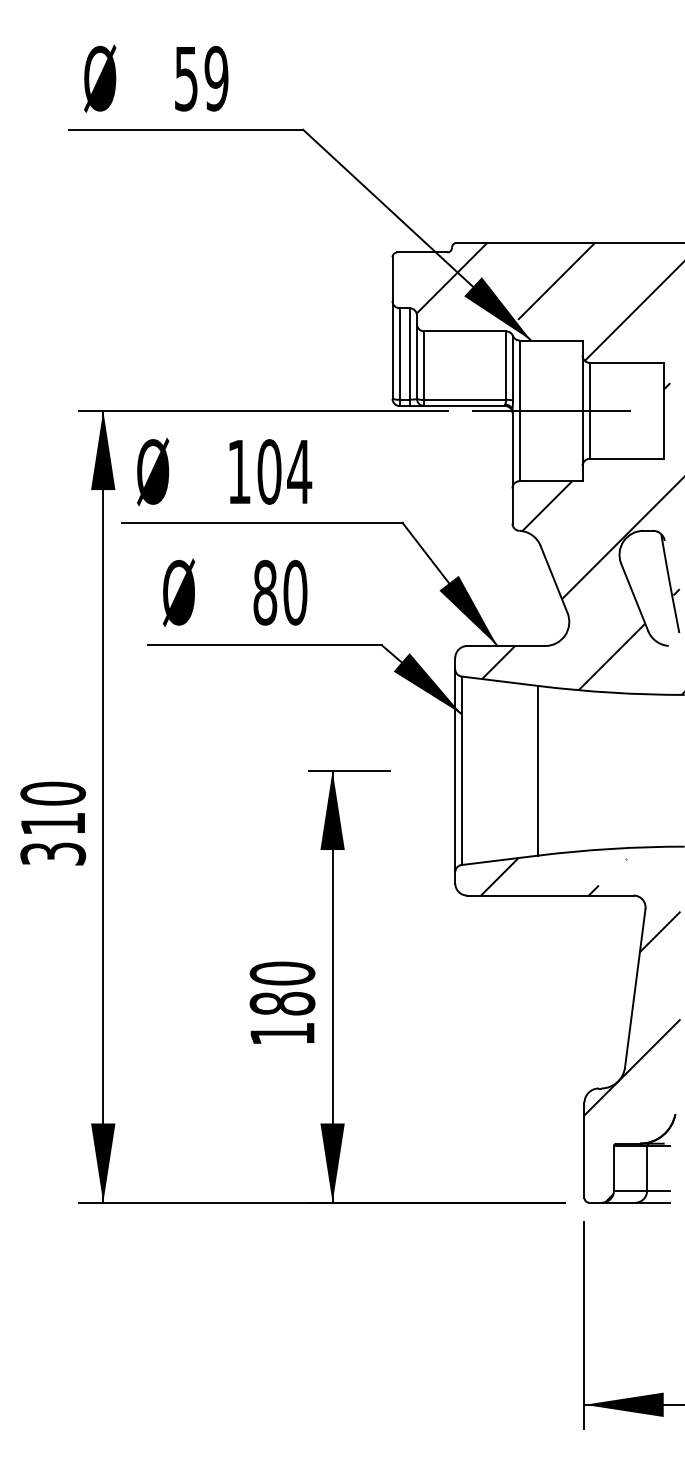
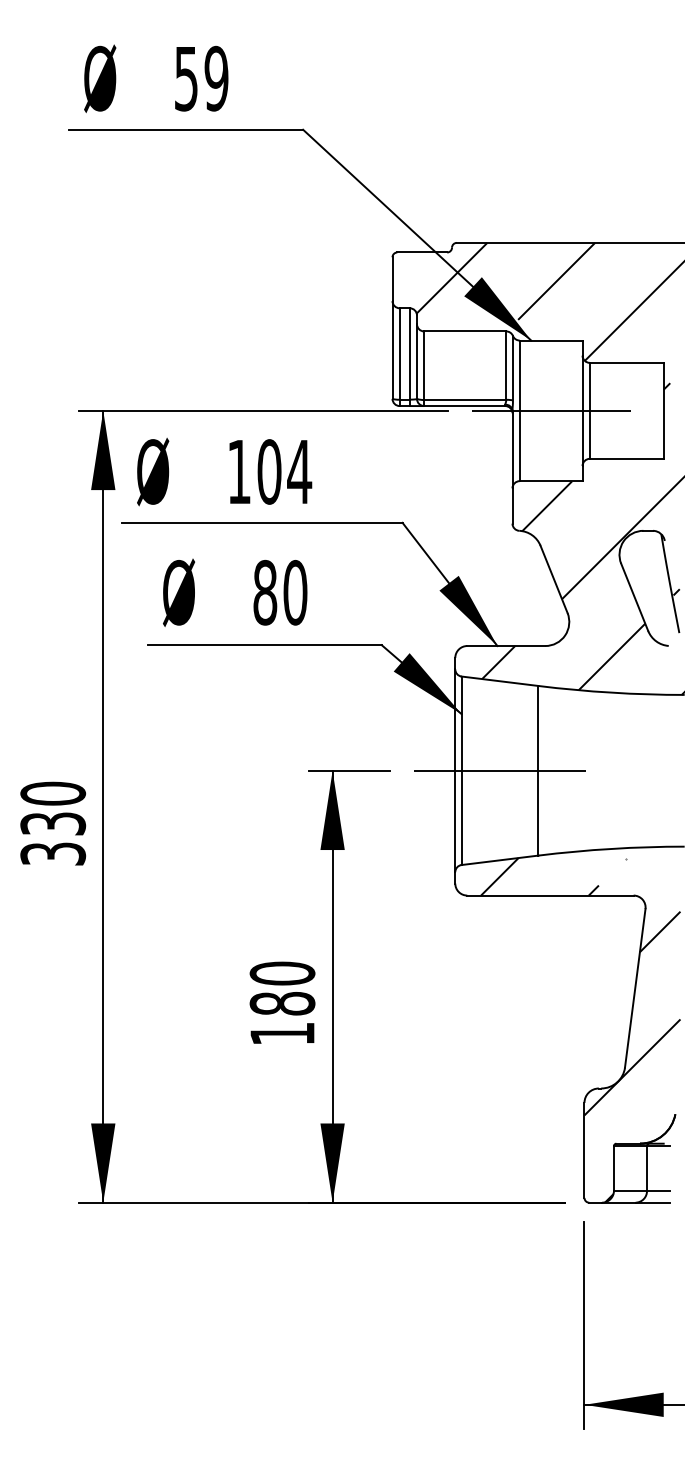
line: none -> present (499, 770)
text: 310 -> 330 (53, 823)
